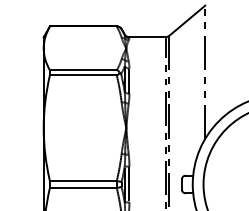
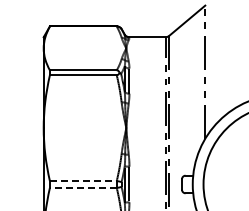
line: solid -> dashed (83, 181)
line: solid -> dashed (82, 187)
